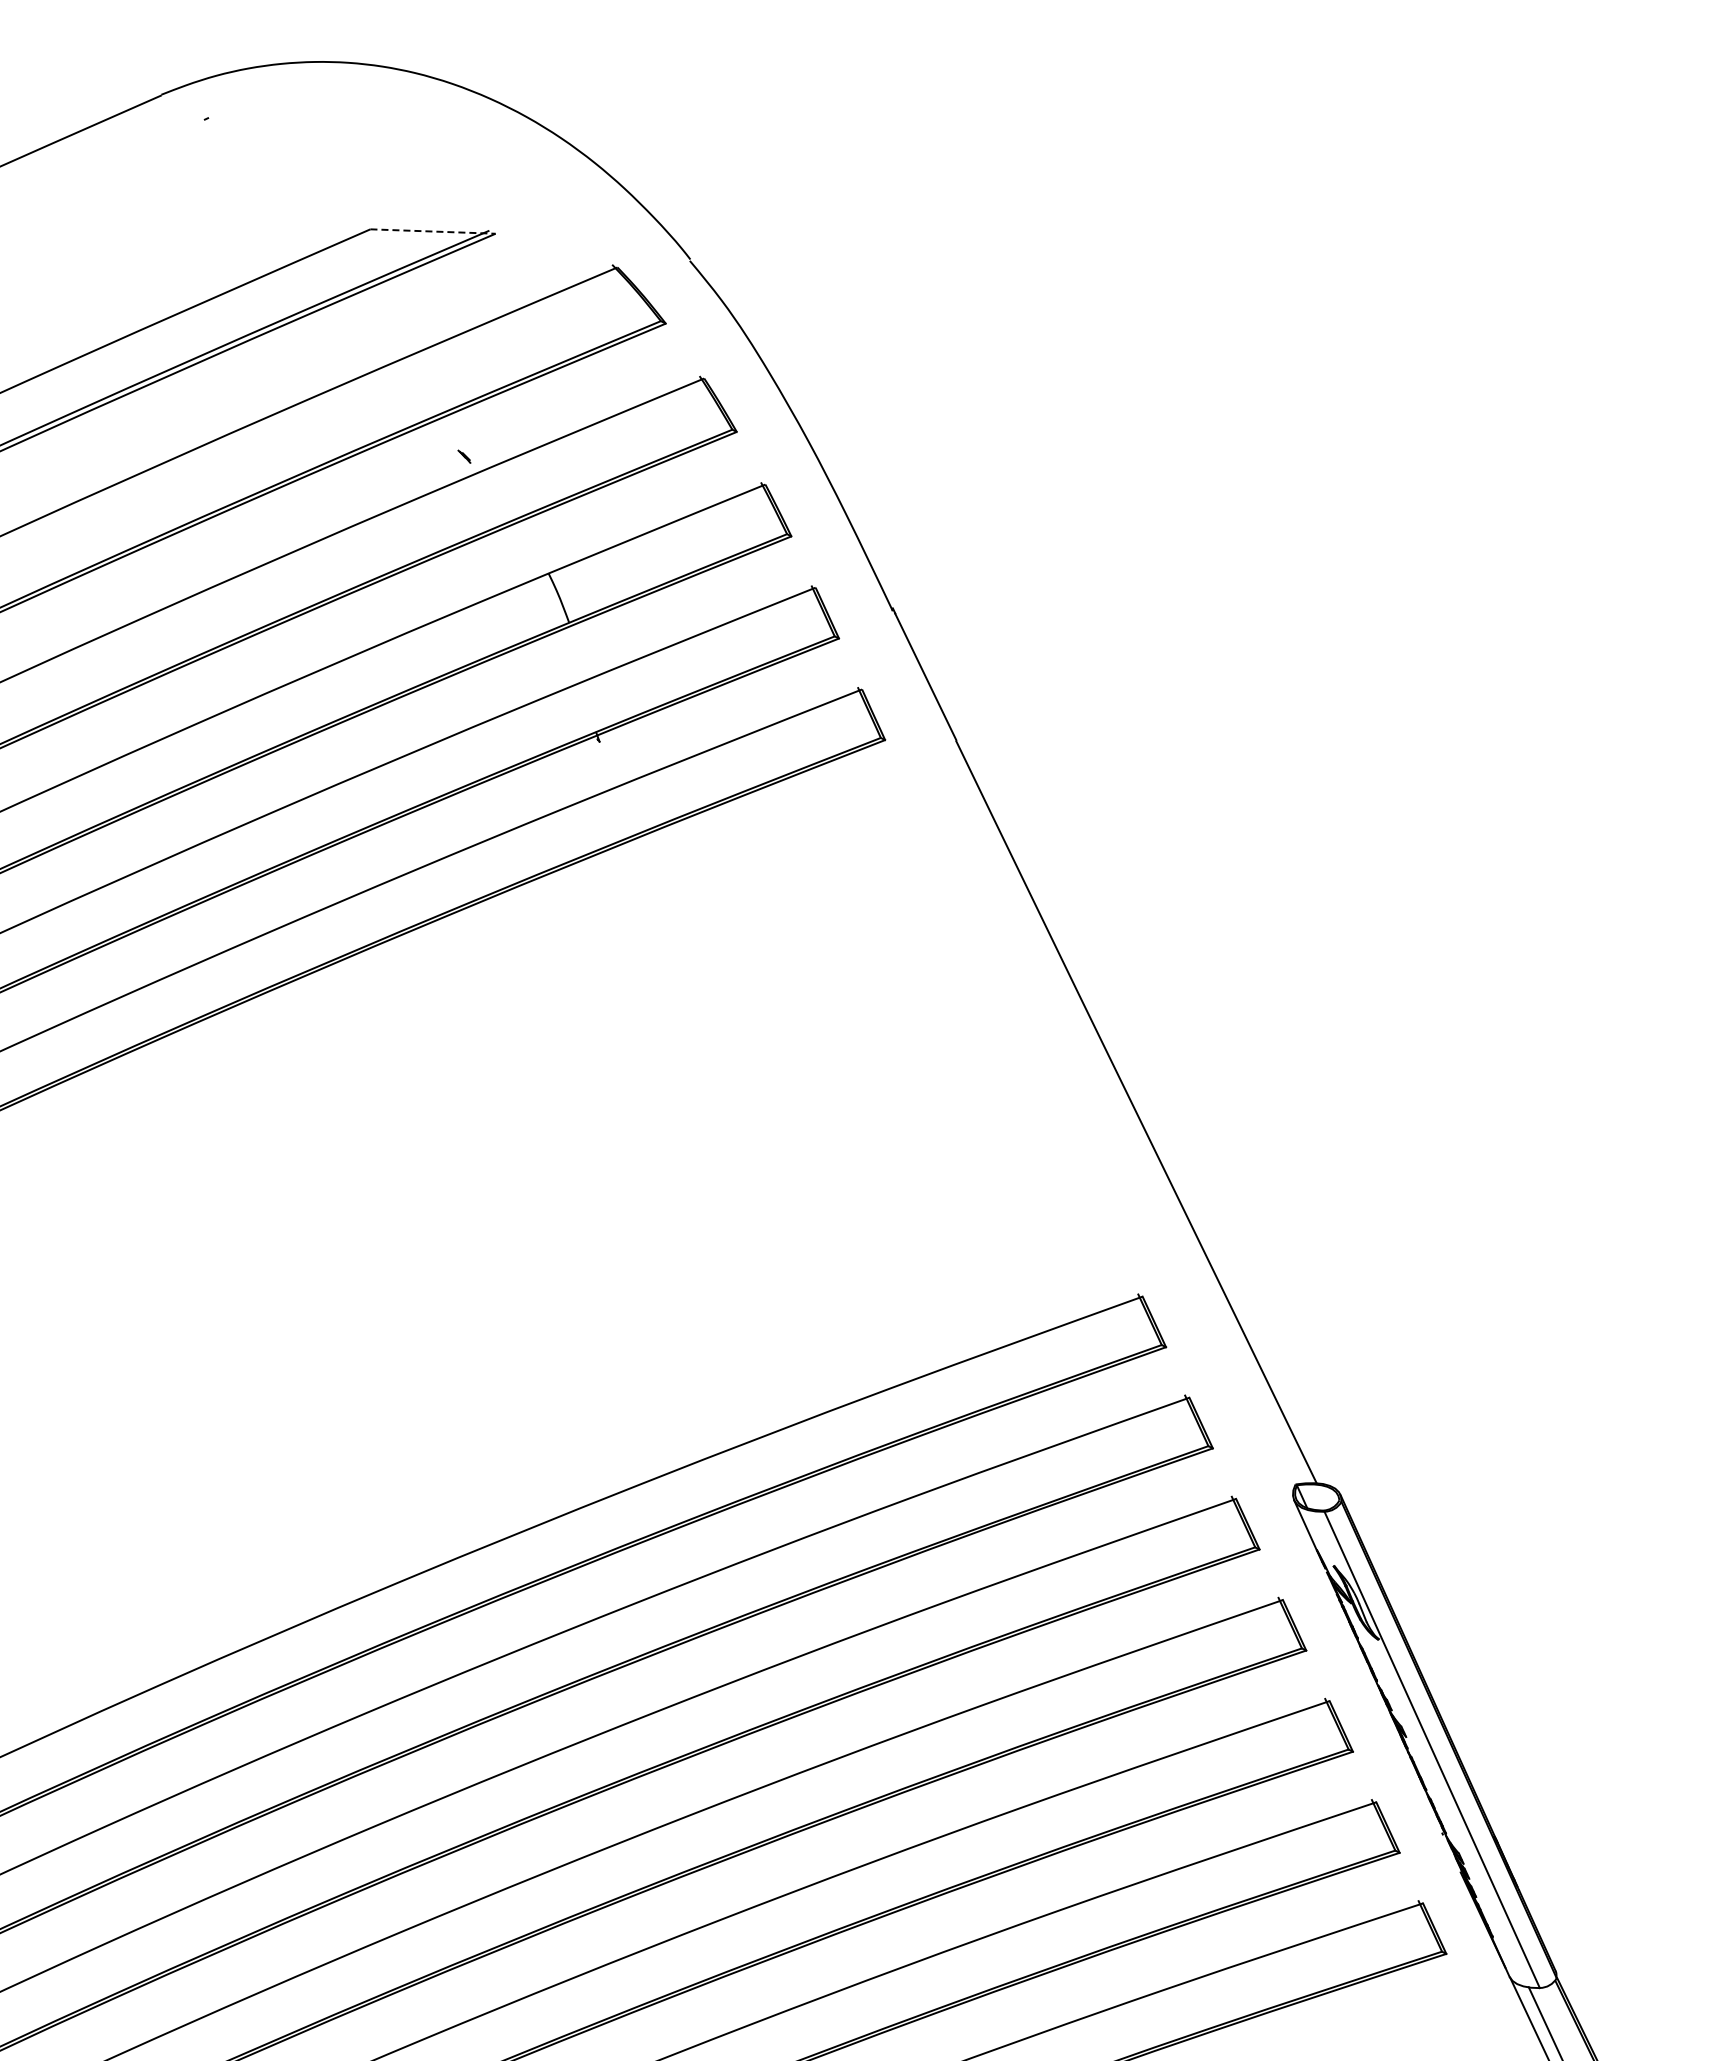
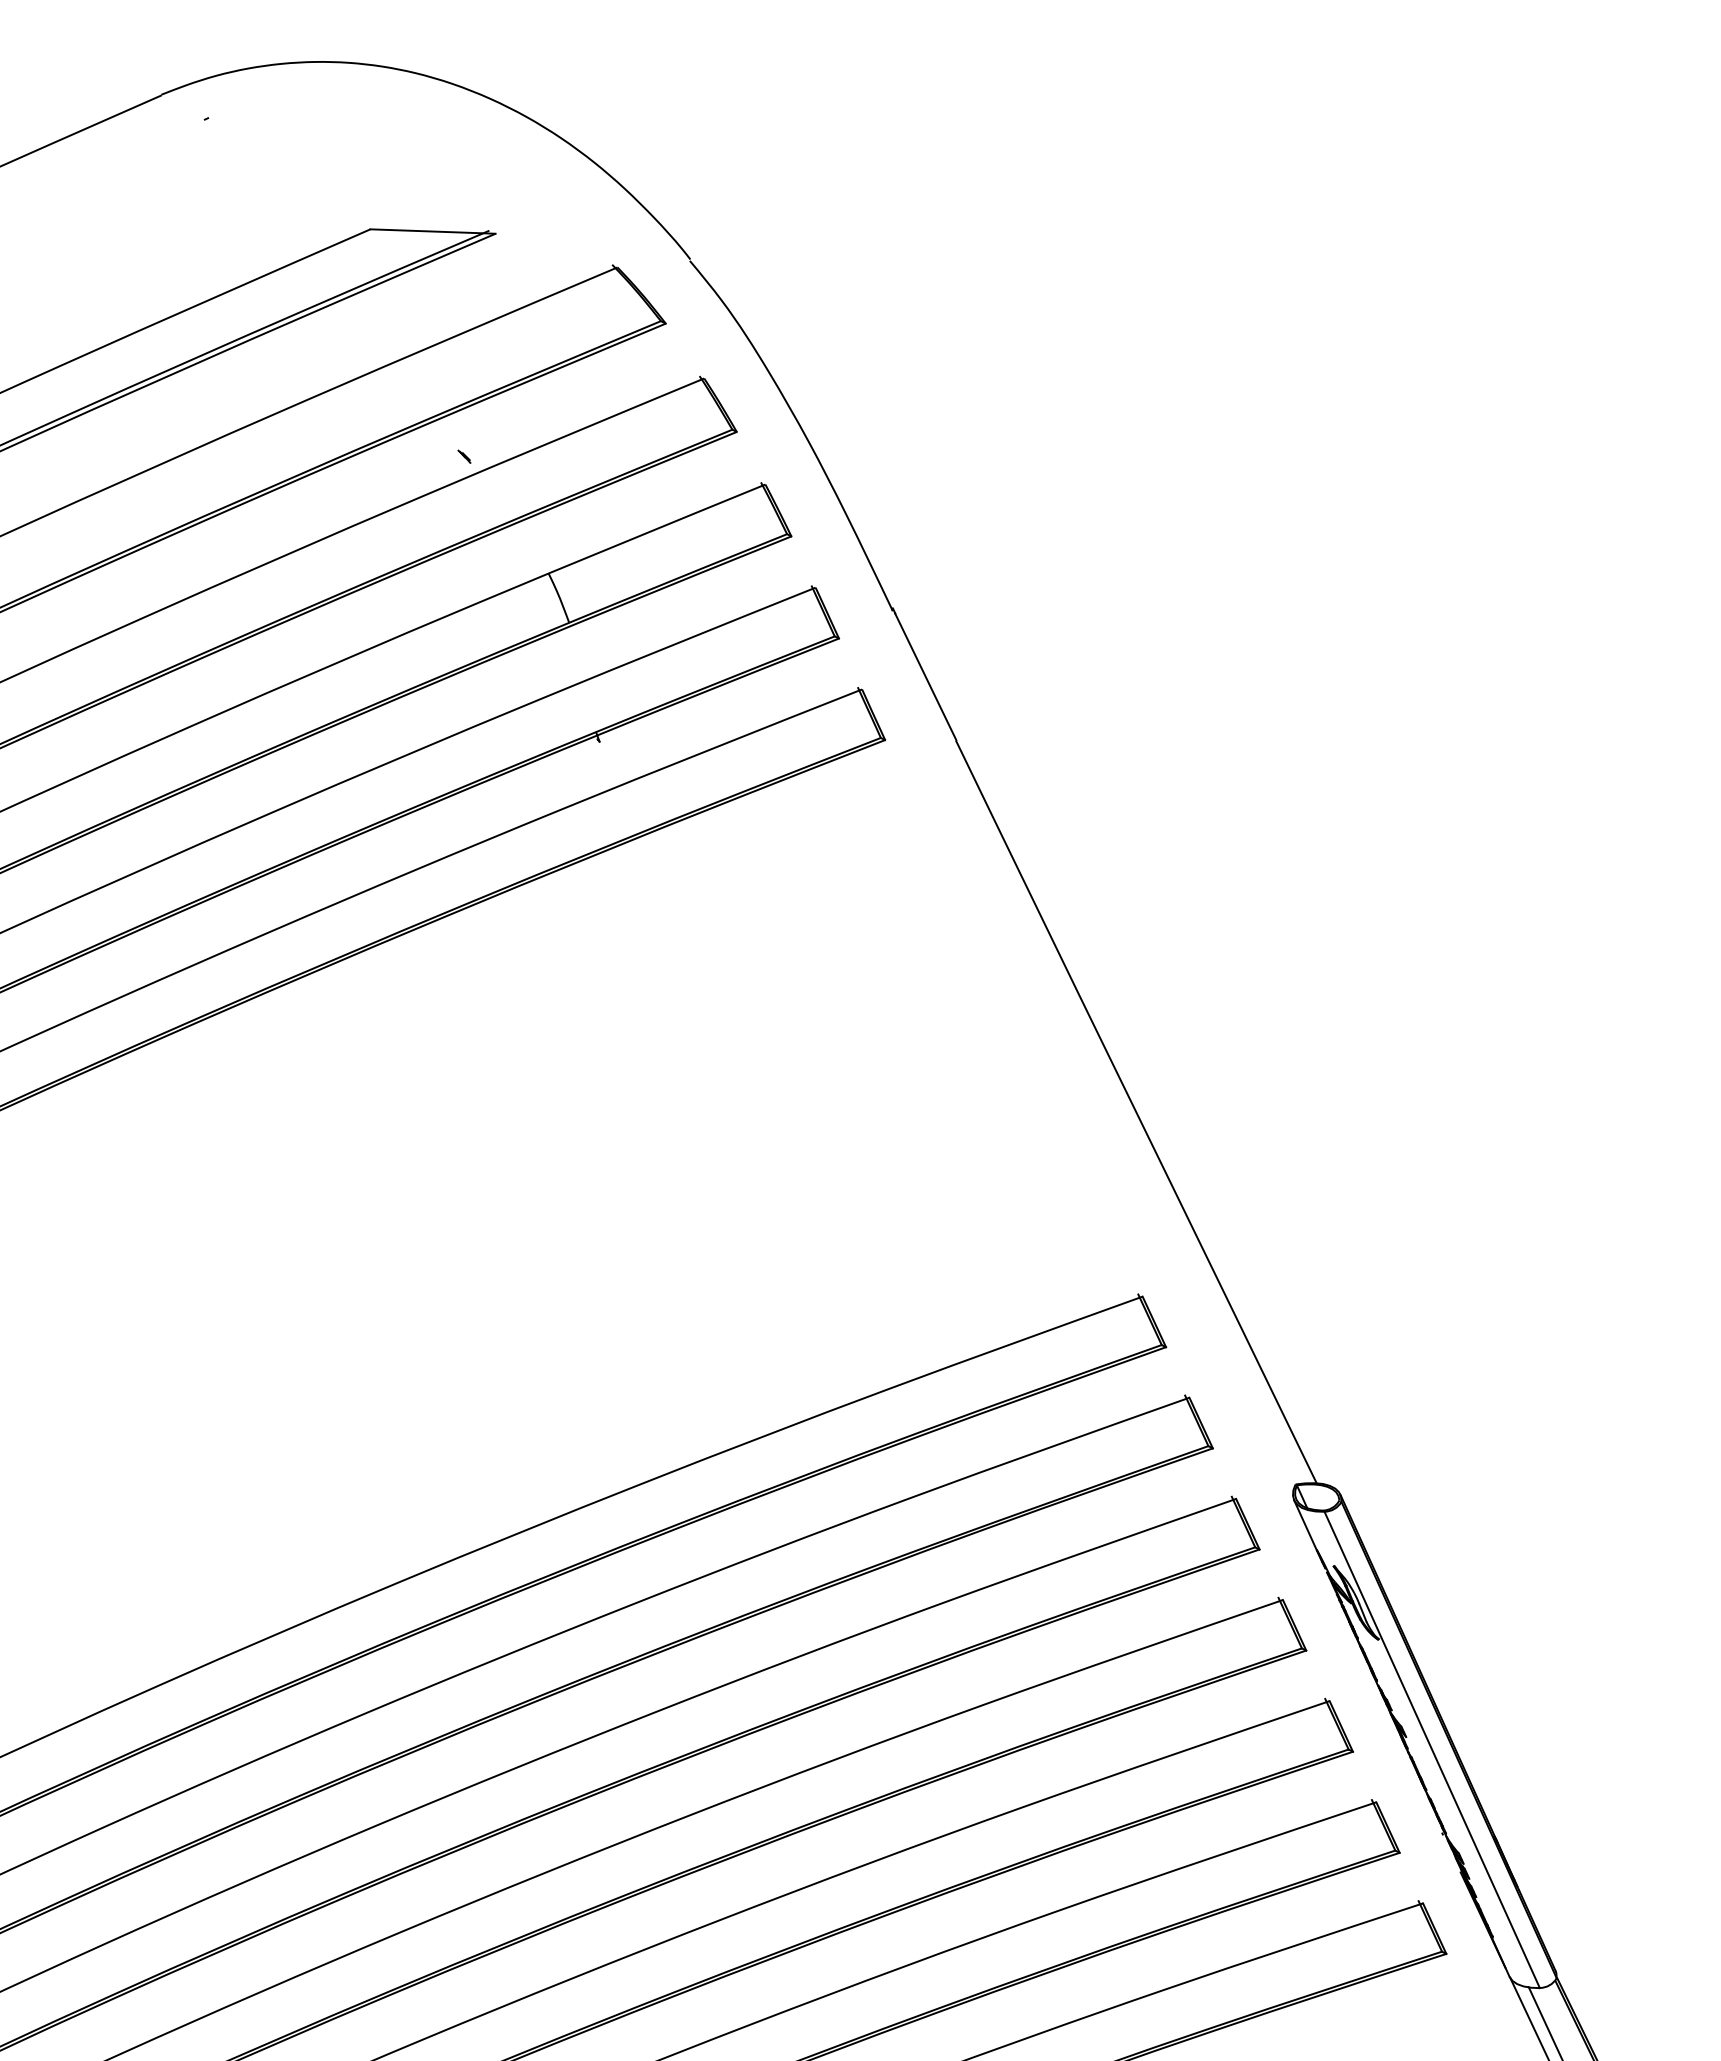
line: dashed -> solid (433, 231)
